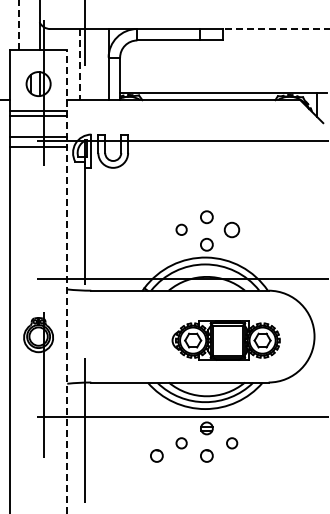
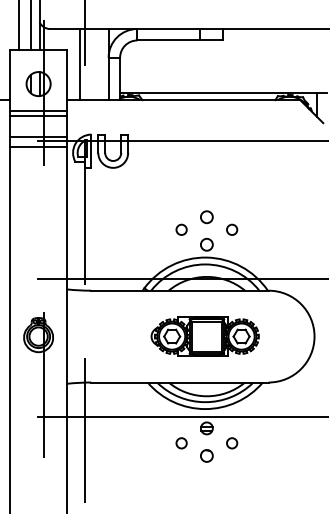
line: dashed -> solid (19, 24)
line: none -> present (30, 25)
line: dashed -> solid (276, 29)
line: dashed -> solid (79, 64)
circle size: 18x18 px -> 13x13 px (232, 229)
line: dashed -> solid (67, 281)
part position: (225, 340) -> (204, 336) (204, 336)
circle: present -> none (156, 455)
